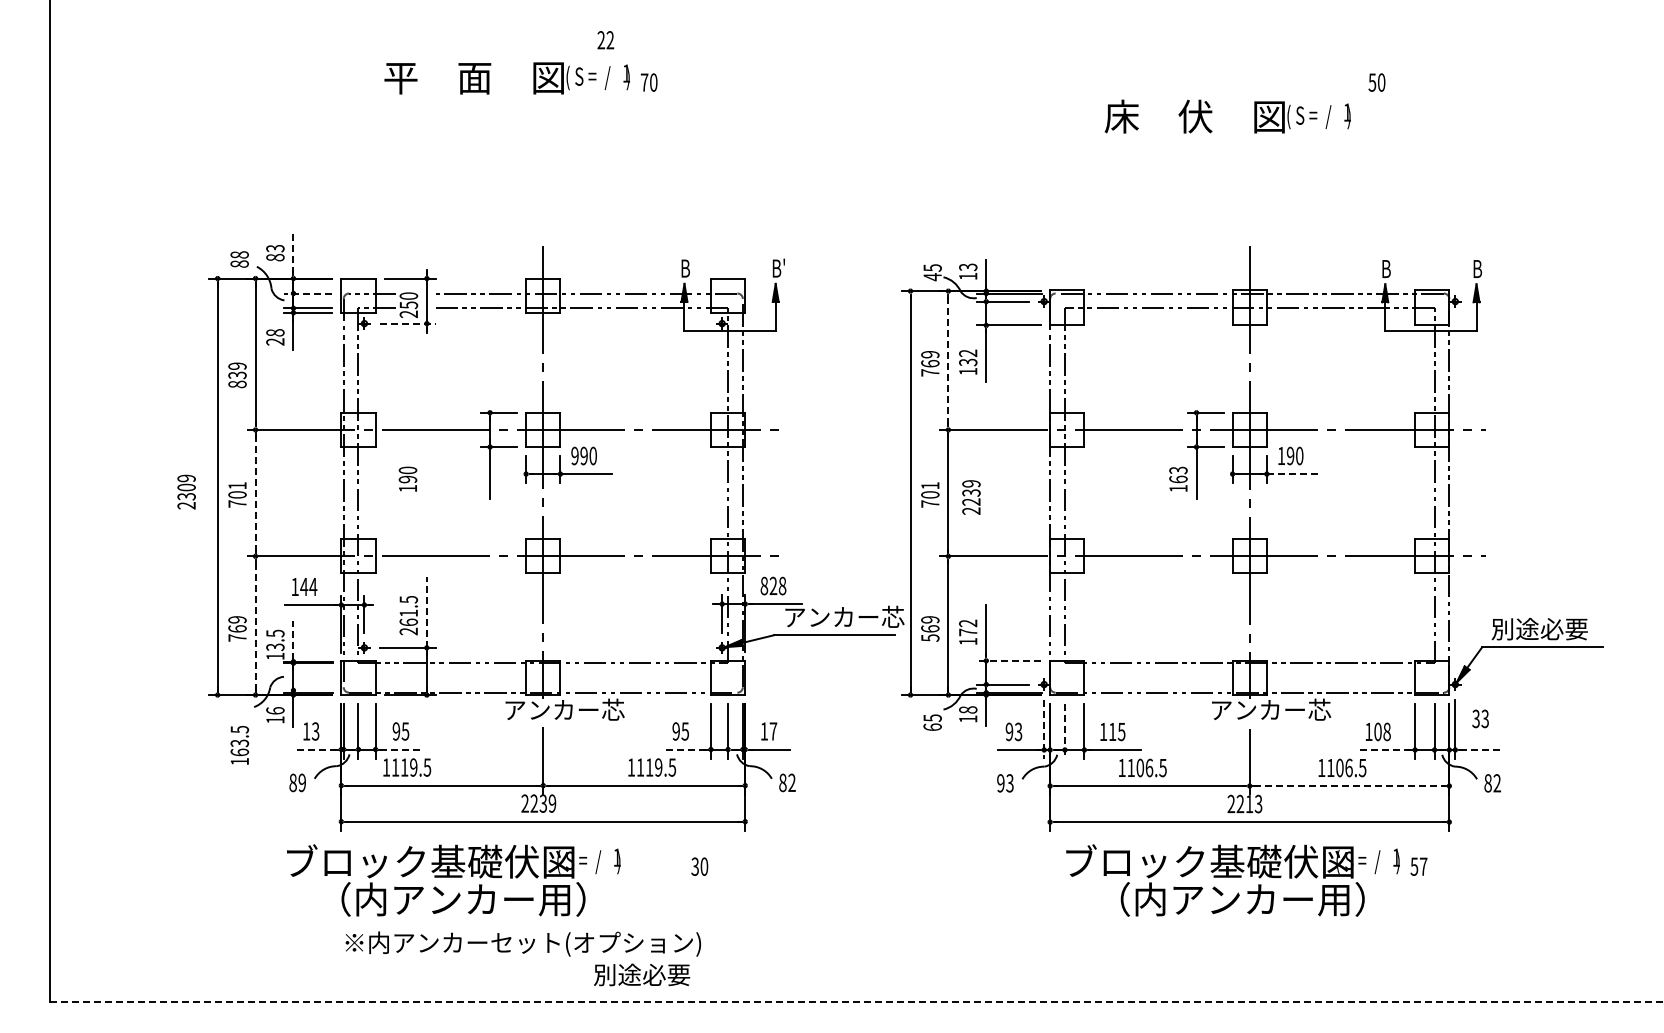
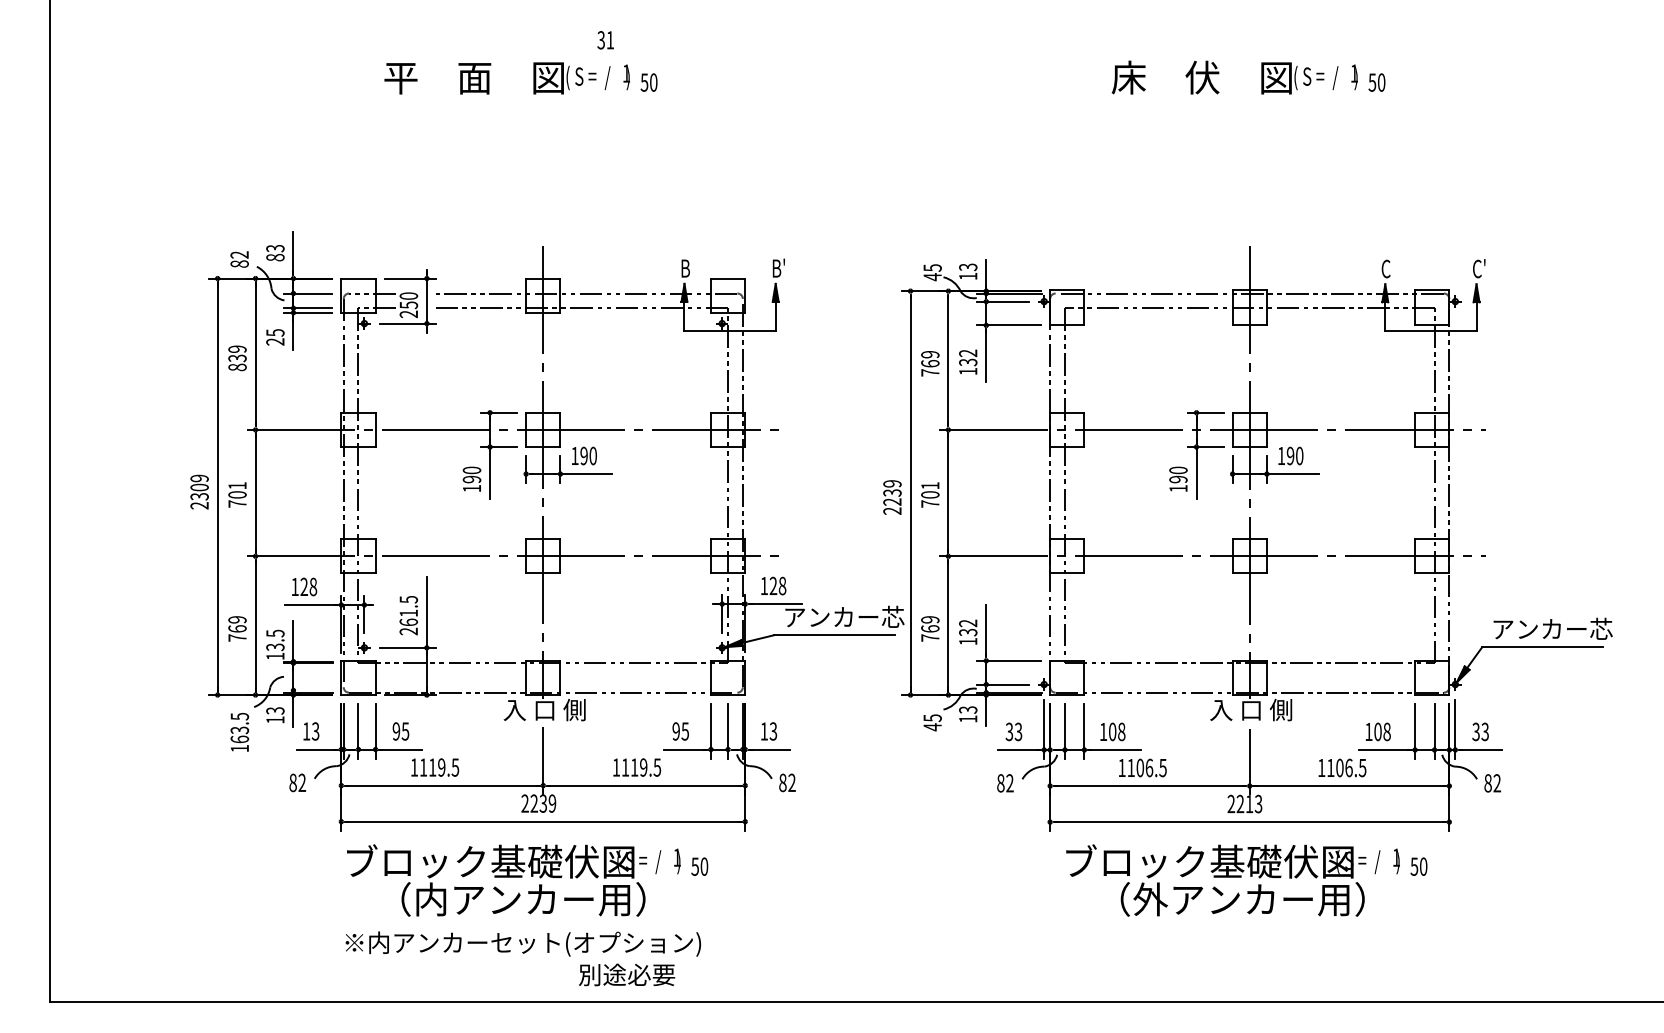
text: 22 -> 31 (605, 40)
text: 70 -> 50 (644, 82)
text position: (1227, 116) -> (1234, 77) (1234, 77)
line: dashed -> solid (293, 252)
text: 88 -> 82 (239, 254)
text: B -> C (1385, 268)
text: B -> C' (1479, 268)
line: dashed -> solid (308, 293)
line: dashed -> solid (408, 323)
text: 28 -> 25 (275, 332)
line: dashed -> solid (948, 360)
text position: (237, 375) -> (237, 358) (237, 358)
text: 990 -> 190 (574, 455)
text: 163 -> 190 (1178, 474)
line: dashed -> solid (1292, 474)
text position: (407, 478) -> (471, 478) (471, 478)
text position: (186, 491) -> (199, 491) (199, 491)
line: dashed -> solid (255, 493)
text position: (971, 497) -> (892, 497) (892, 497)
text: 828 -> 128 (764, 585)
text: 144 -> 128 (308, 586)
line: dashed -> solid (426, 612)
line: dashed -> solid (255, 625)
text: 別途必要 -> アンカー芯 (1551, 628)
text: 172 -> 132 (968, 632)
text: 569 -> 769 (930, 637)
line: dashed -> solid (293, 640)
line: dashed -> solid (1009, 660)
text: アンカー芯 -> 入 口 側 (563, 709)
text: 18 -> 13 (968, 709)
text: アンカー芯 -> 入 口 側 (1270, 709)
text: 16 -> 13 (275, 710)
text position: (1480, 718) -> (1480, 731) (1480, 731)
text: 65 -> 45 (932, 727)
line: dashed -> solid (1044, 729)
text: 17 -> 13 (773, 731)
text: 93 -> 33 (1009, 731)
text: 115 -> 108 (1117, 731)
line: dashed -> solid (1064, 732)
text position: (239, 745) -> (239, 732) (239, 732)
line: dashed -> solid (316, 749)
line: dashed -> solid (401, 749)
line: dashed -> solid (684, 749)
line: dashed -> solid (1384, 749)
line: dashed -> solid (1481, 749)
text position: (407, 767) -> (435, 767) (435, 767)
text position: (652, 767) -> (637, 767) (637, 767)
text: 89 -> 82 (302, 783)
text: 93 -> 82 (1005, 783)
line: dashed -> solid (1350, 786)
text: 30 -> 50 (694, 866)
text: 57 -> 50 (1423, 866)
text position: (453, 880) -> (513, 880) (513, 880)
text: （内アンカー用） -> （外アンカー用） (1150, 899)
text position: (642, 974) -> (627, 974) (627, 974)
line: dashed -> solid (856, 1002)
